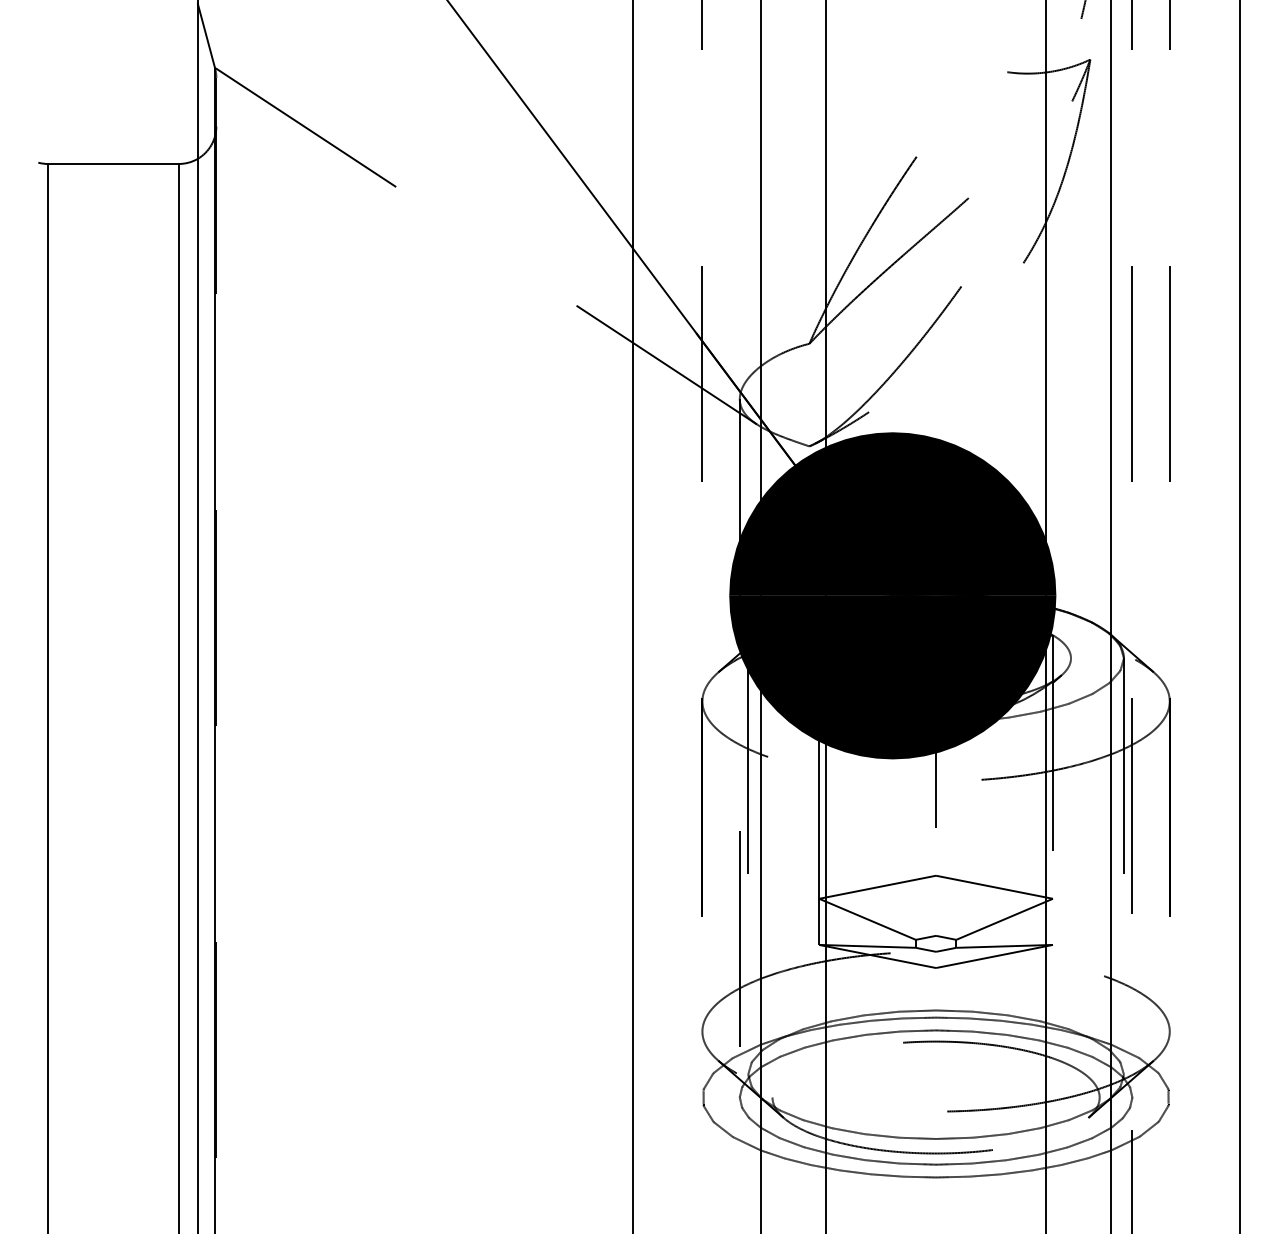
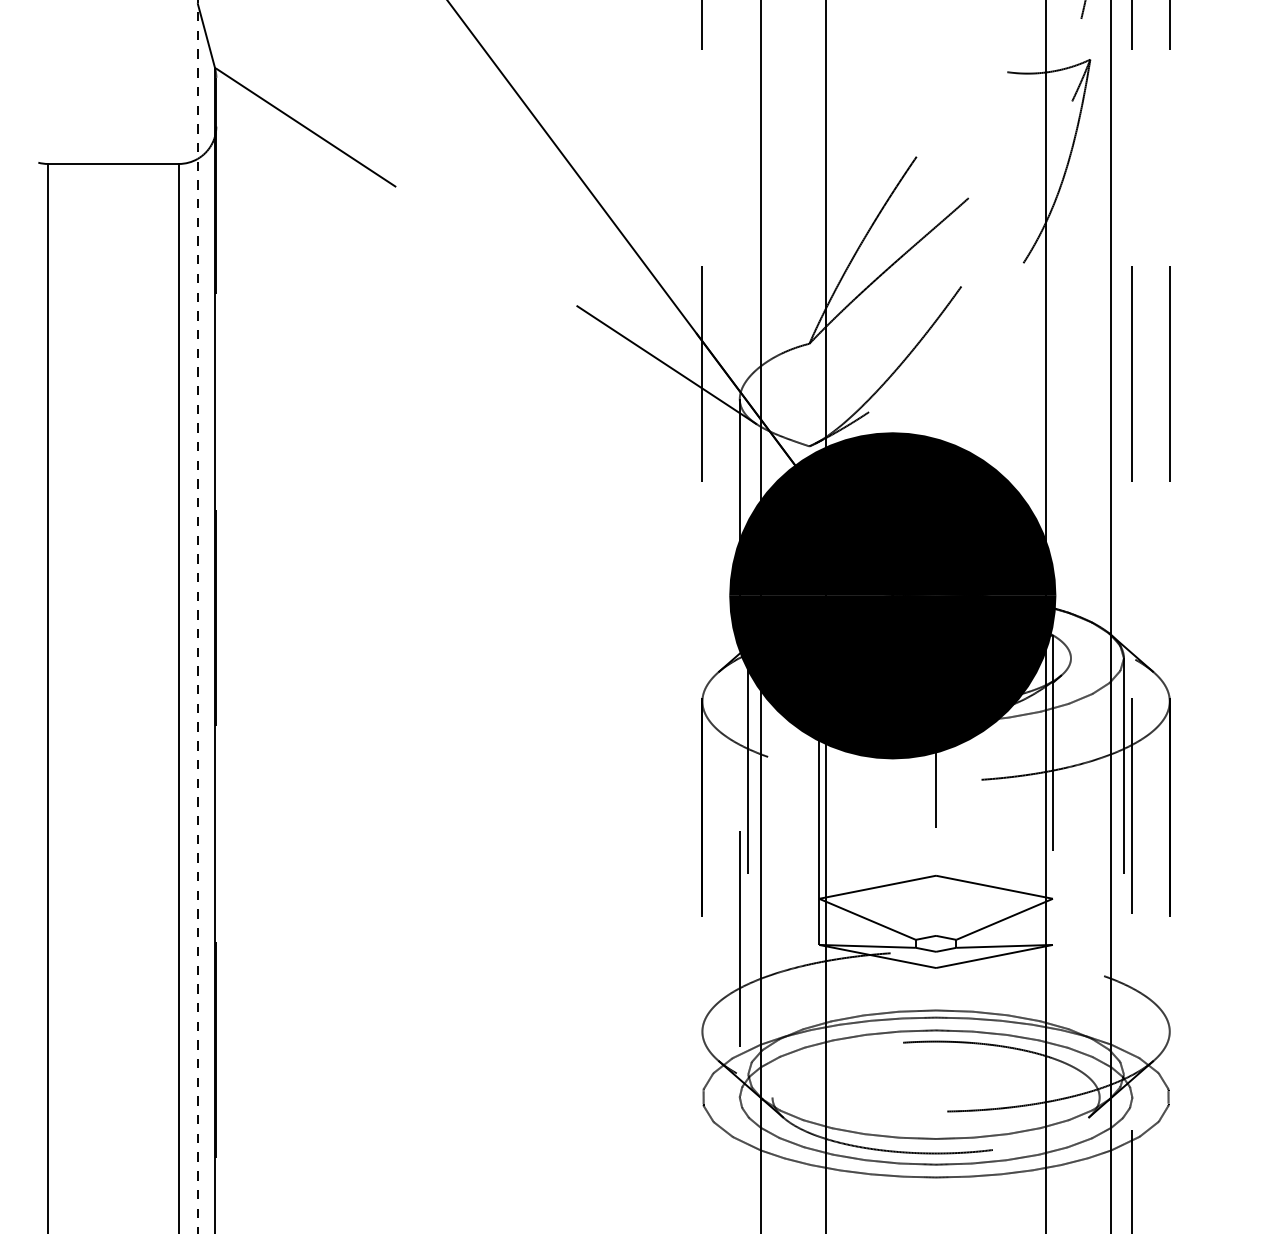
line: solid -> dashed (197, 616)
line: present -> none (632, 616)
line: present -> none (1239, 616)
